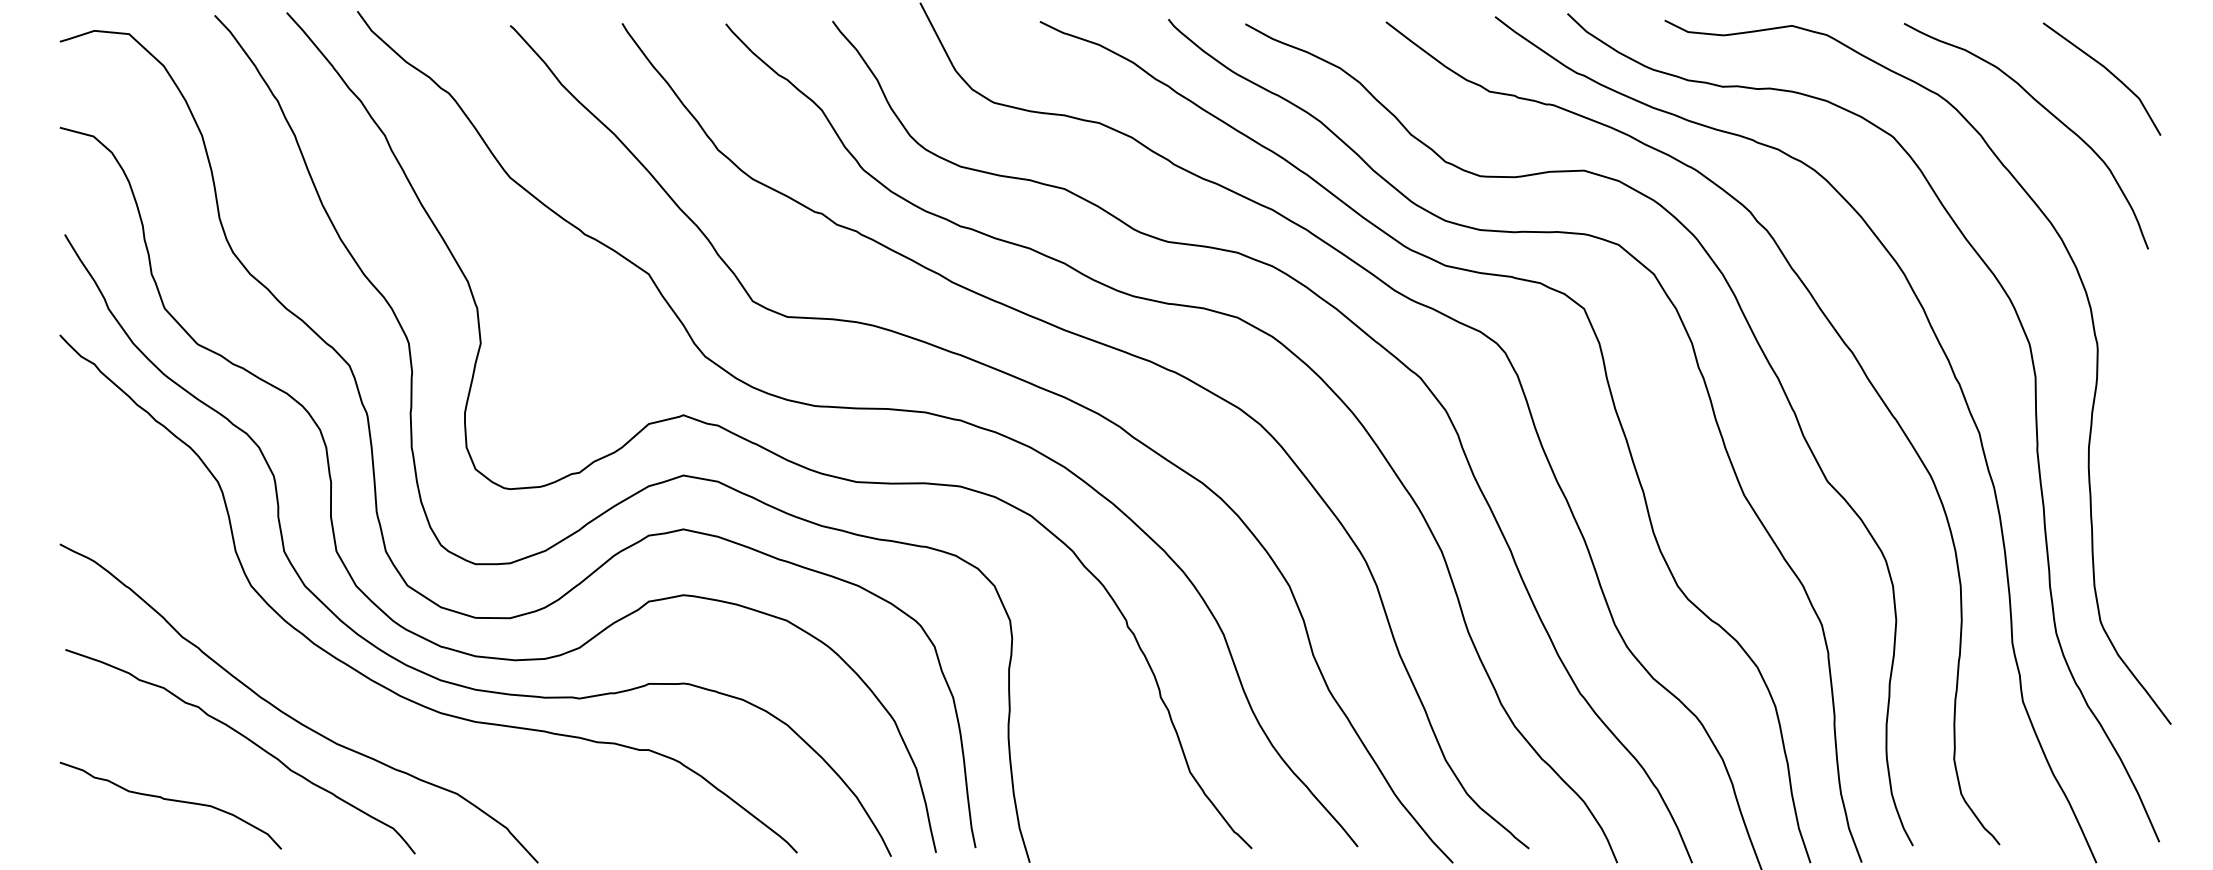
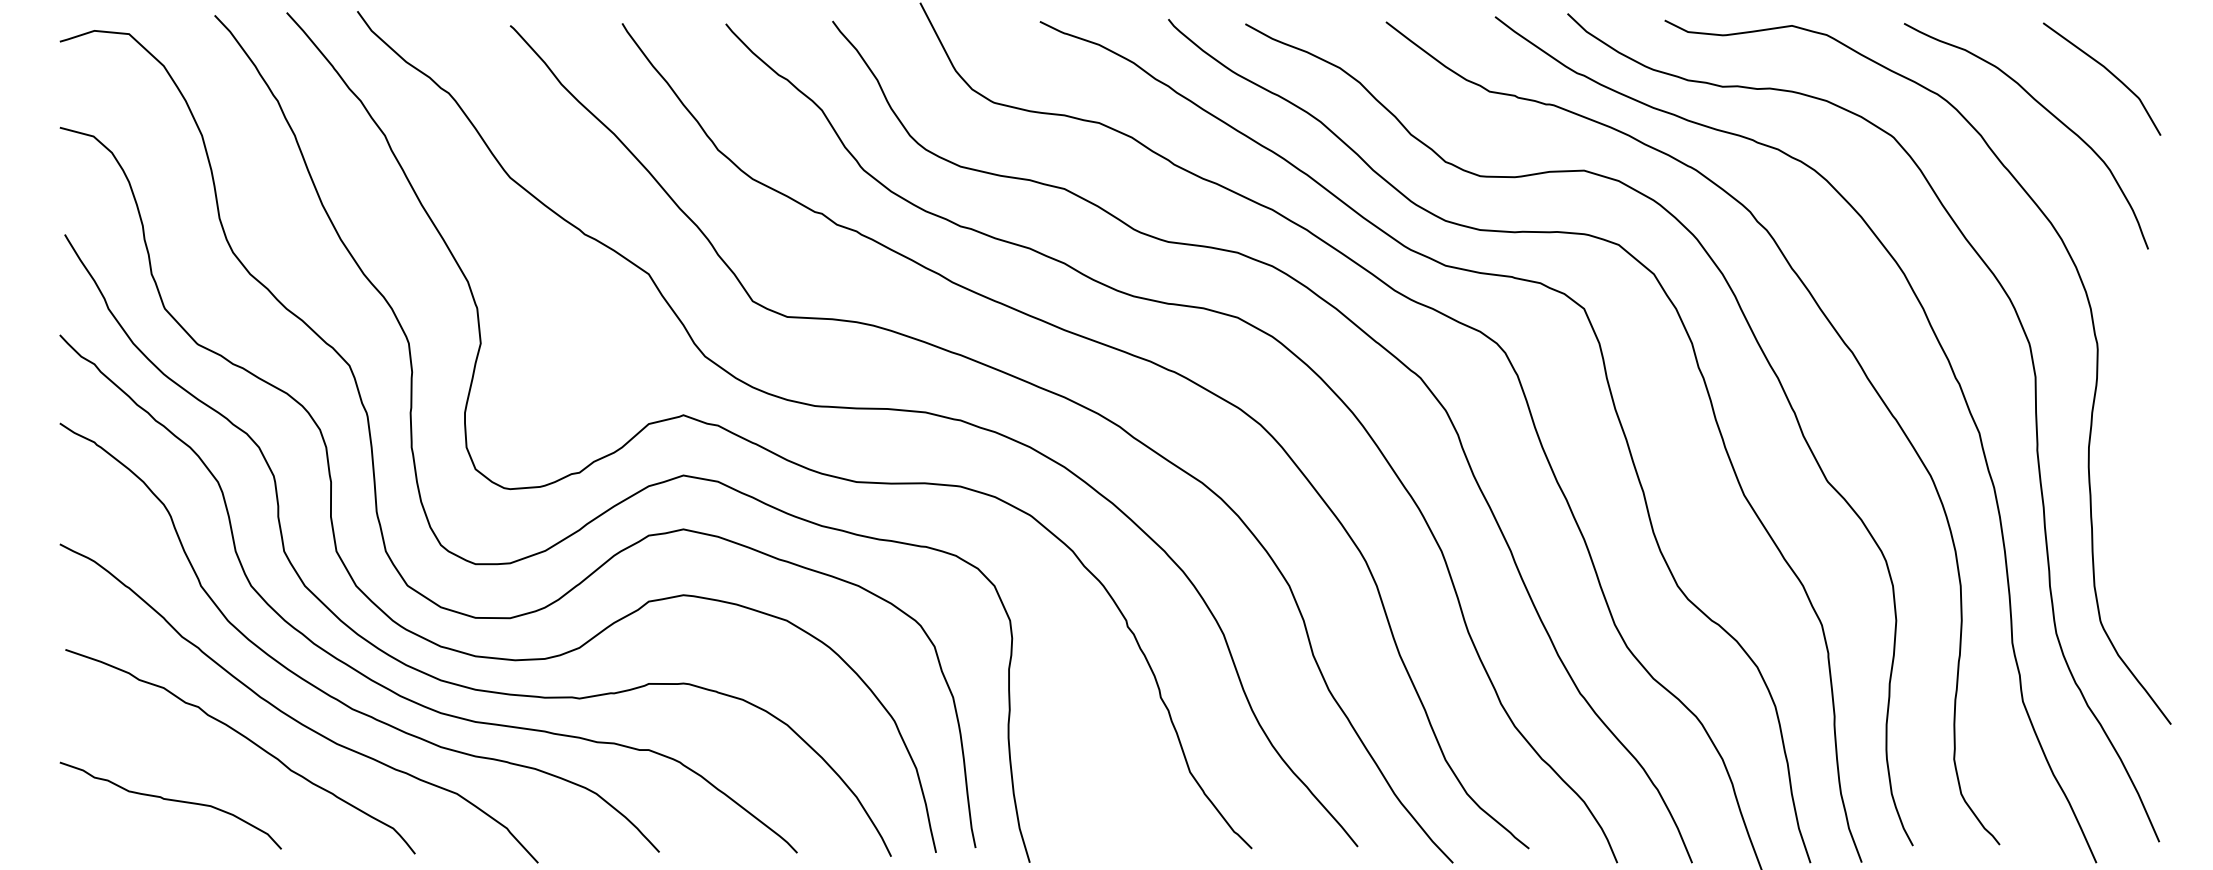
curve: none -> present (328, 693)
